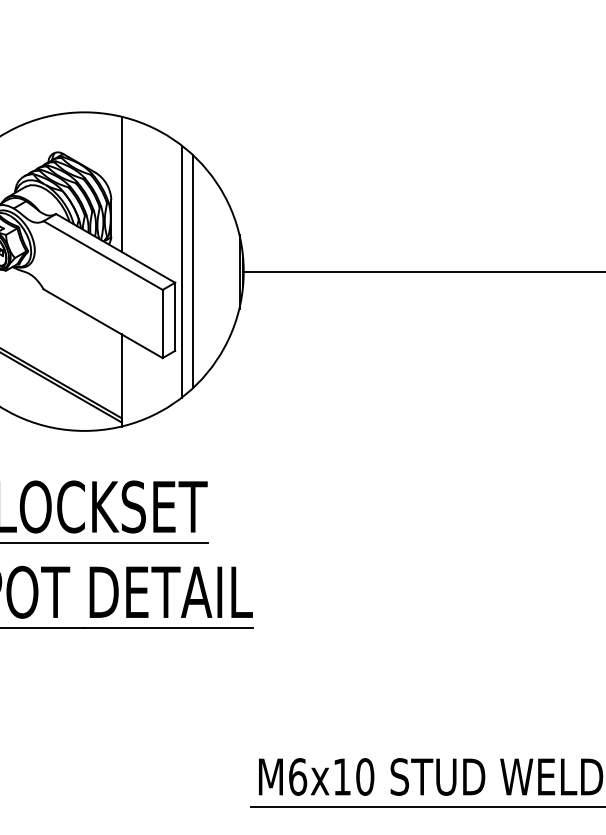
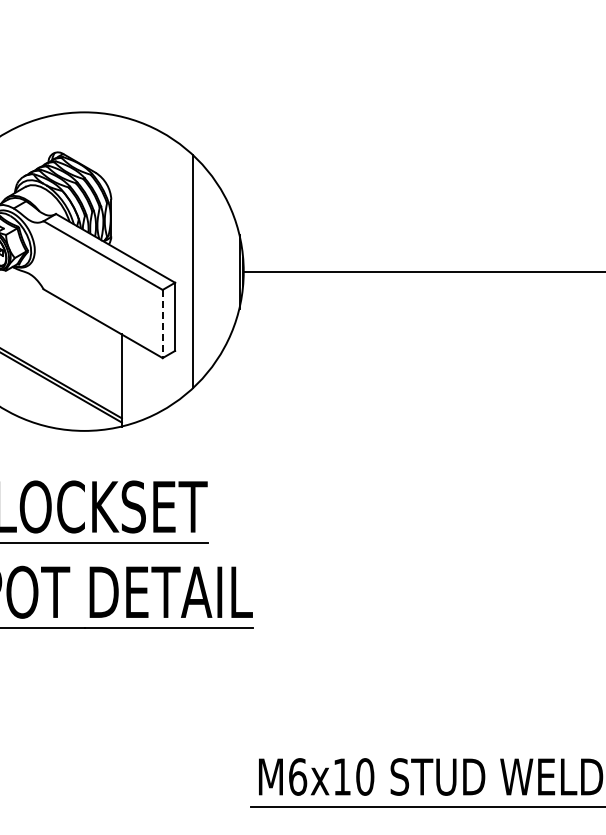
line: present -> none (121, 184)
line: present -> none (182, 271)
line: solid -> dashed (162, 324)
